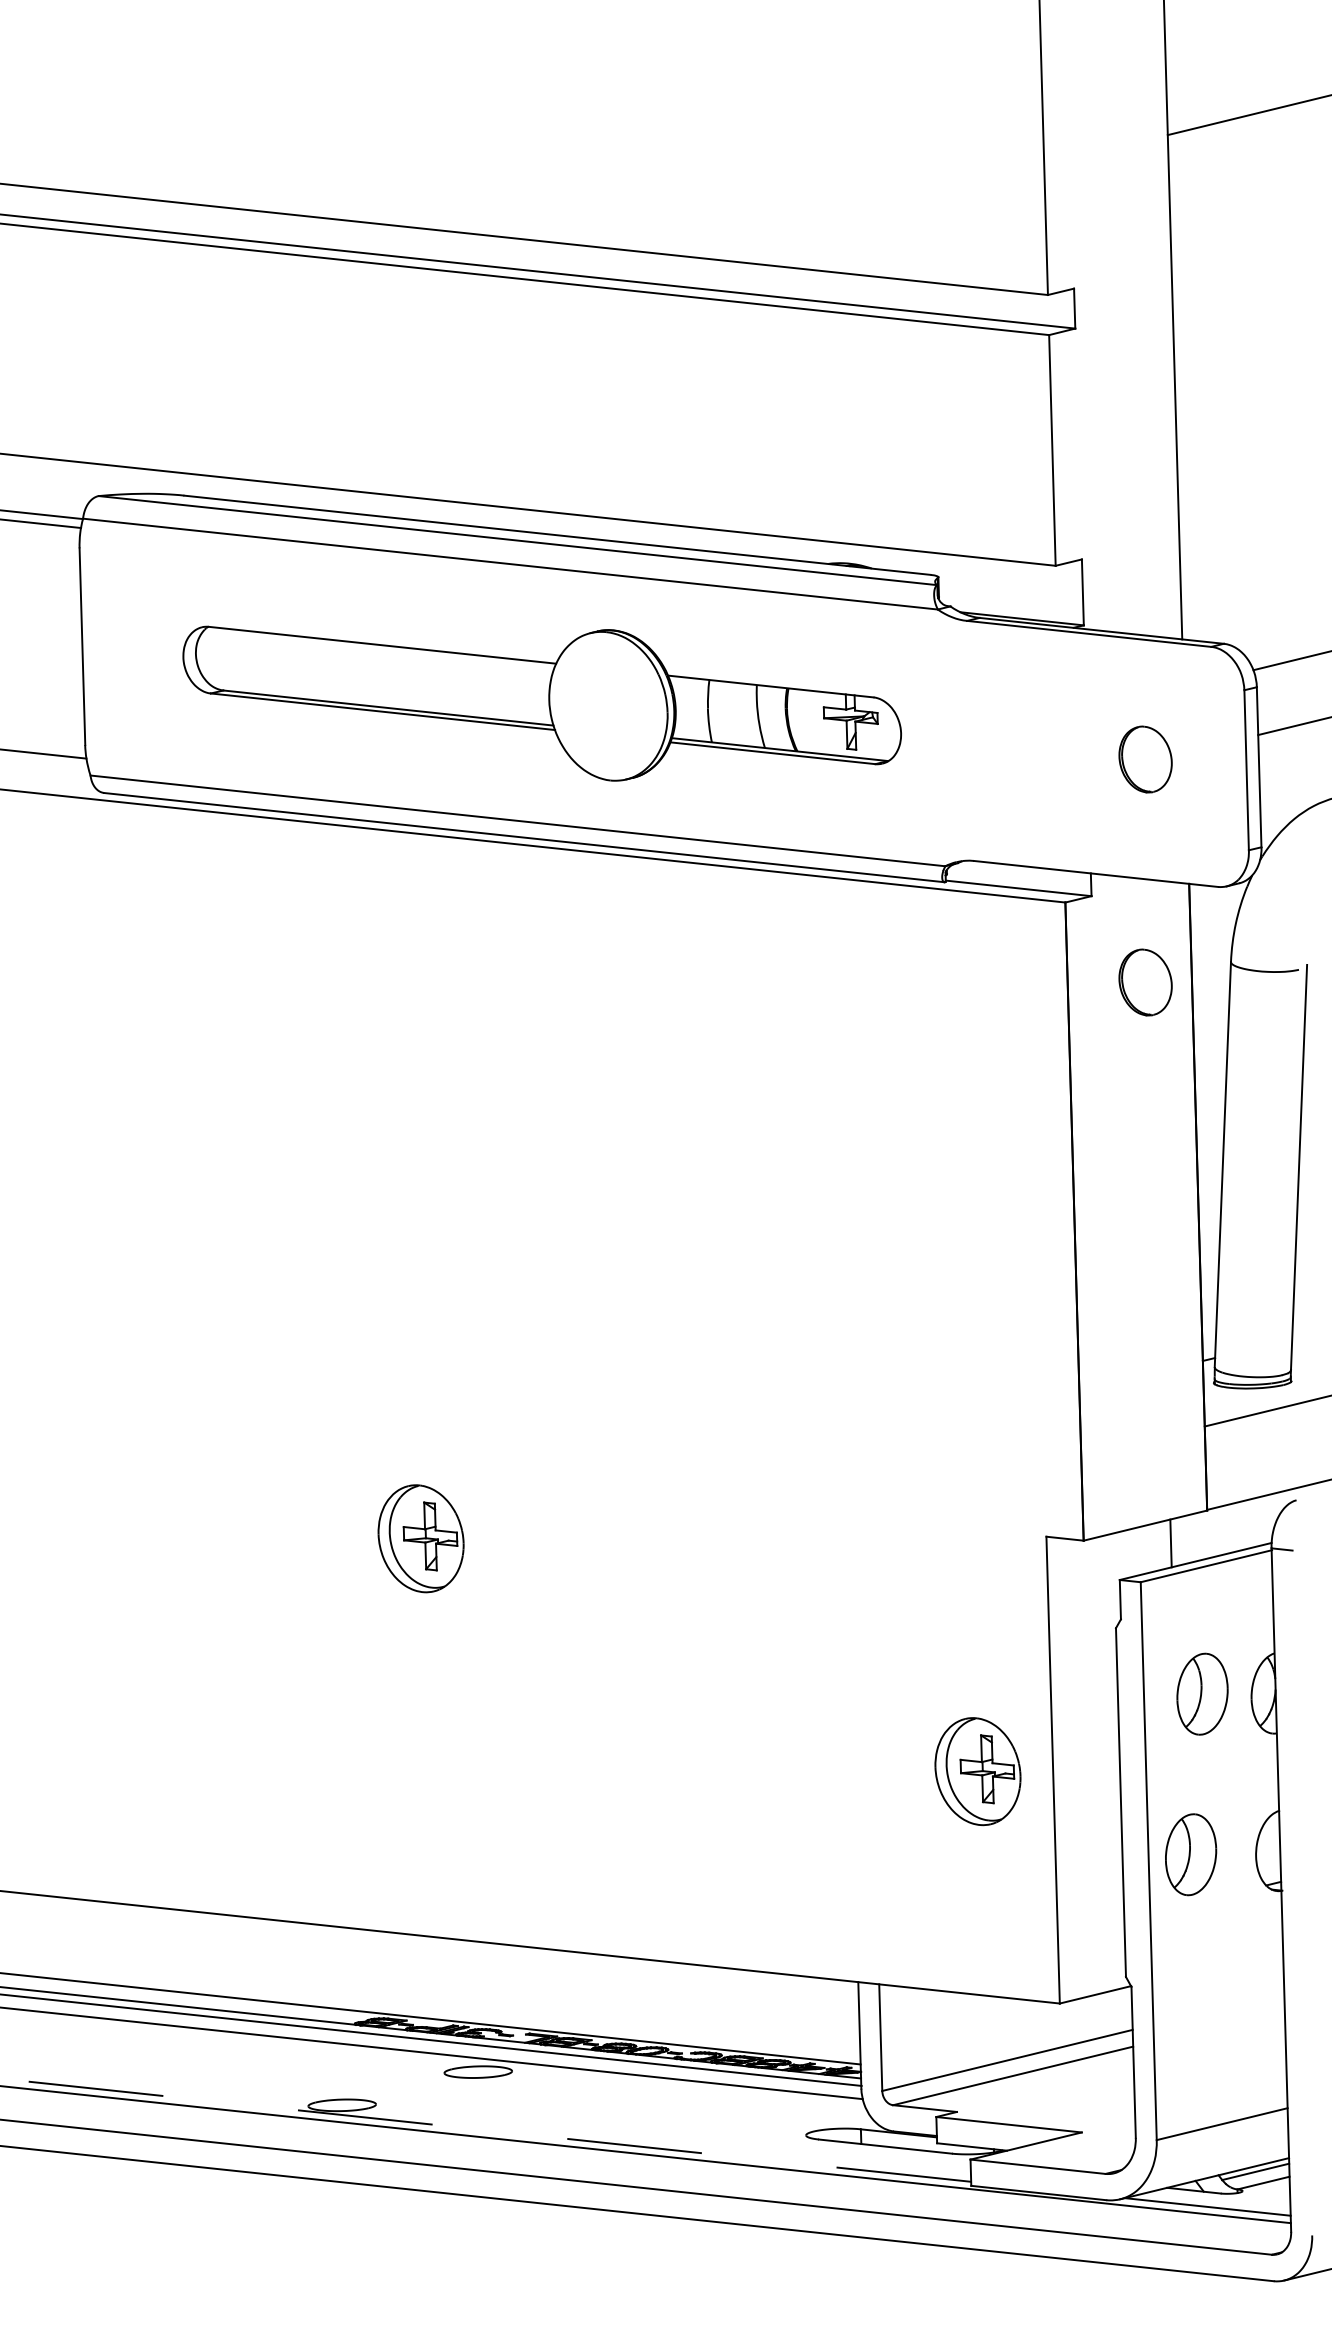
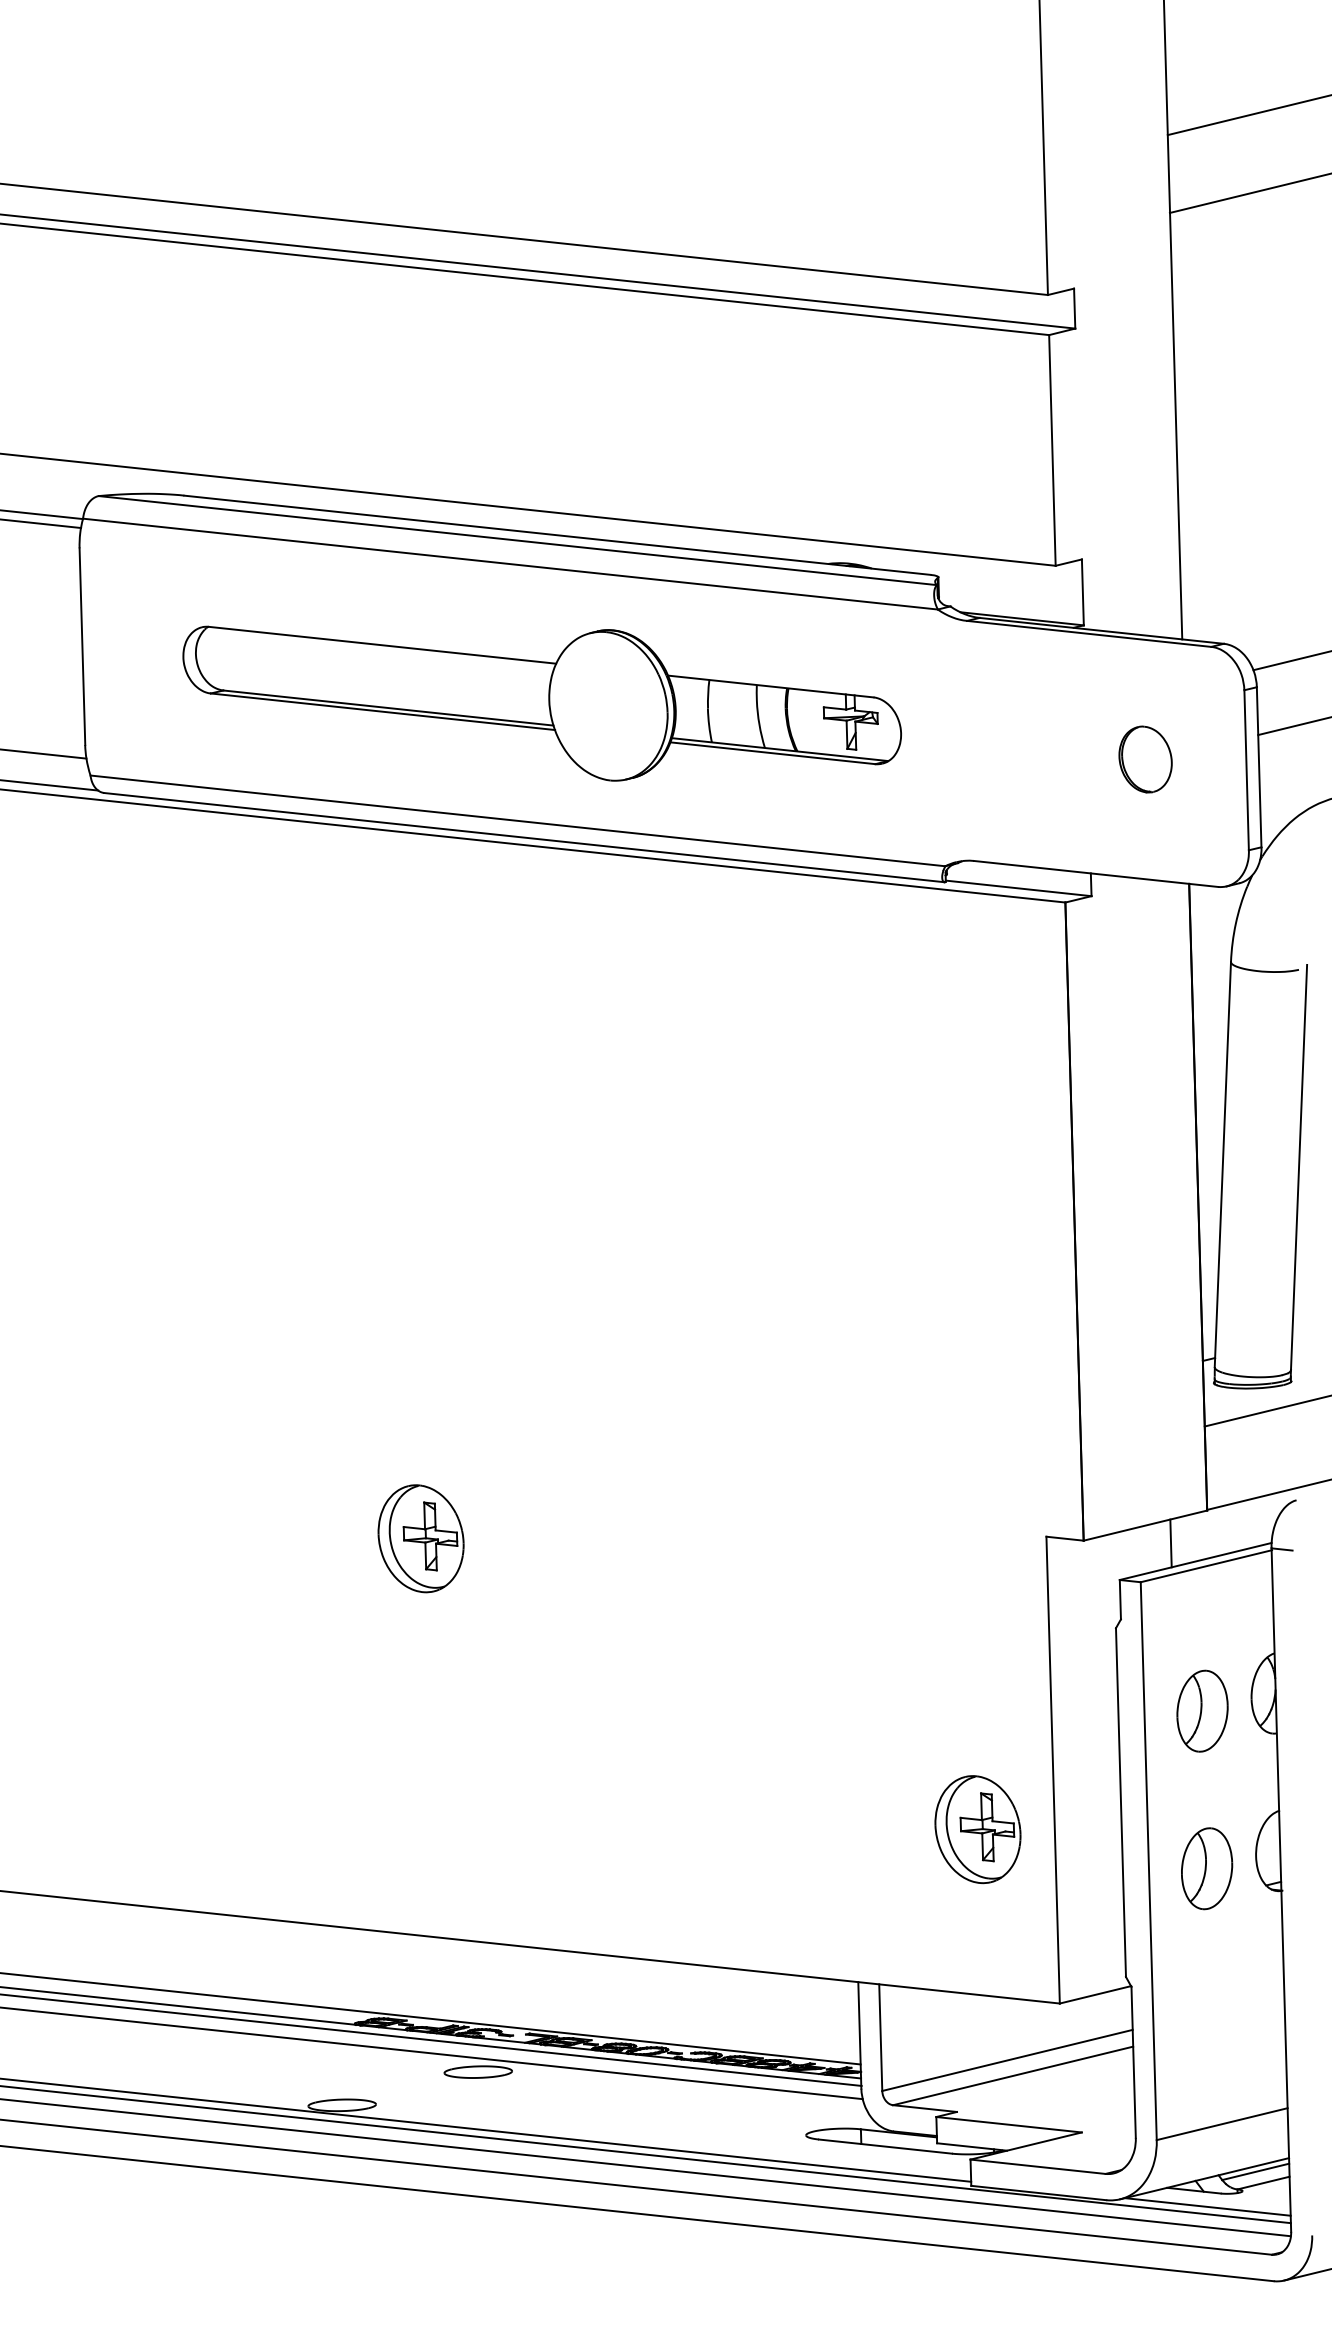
line: none -> present (1248, 193)
line: none -> present (50, 785)
part: present -> none (1145, 982)
part position: (1202, 1693) -> (1202, 1710) (1202, 1710)
part position: (977, 1771) -> (977, 1829) (977, 1829)
part position: (1191, 1854) -> (1207, 1868) (1207, 1868)
line: dashed -> solid (485, 2130)
line: none -> present (646, 2167)
